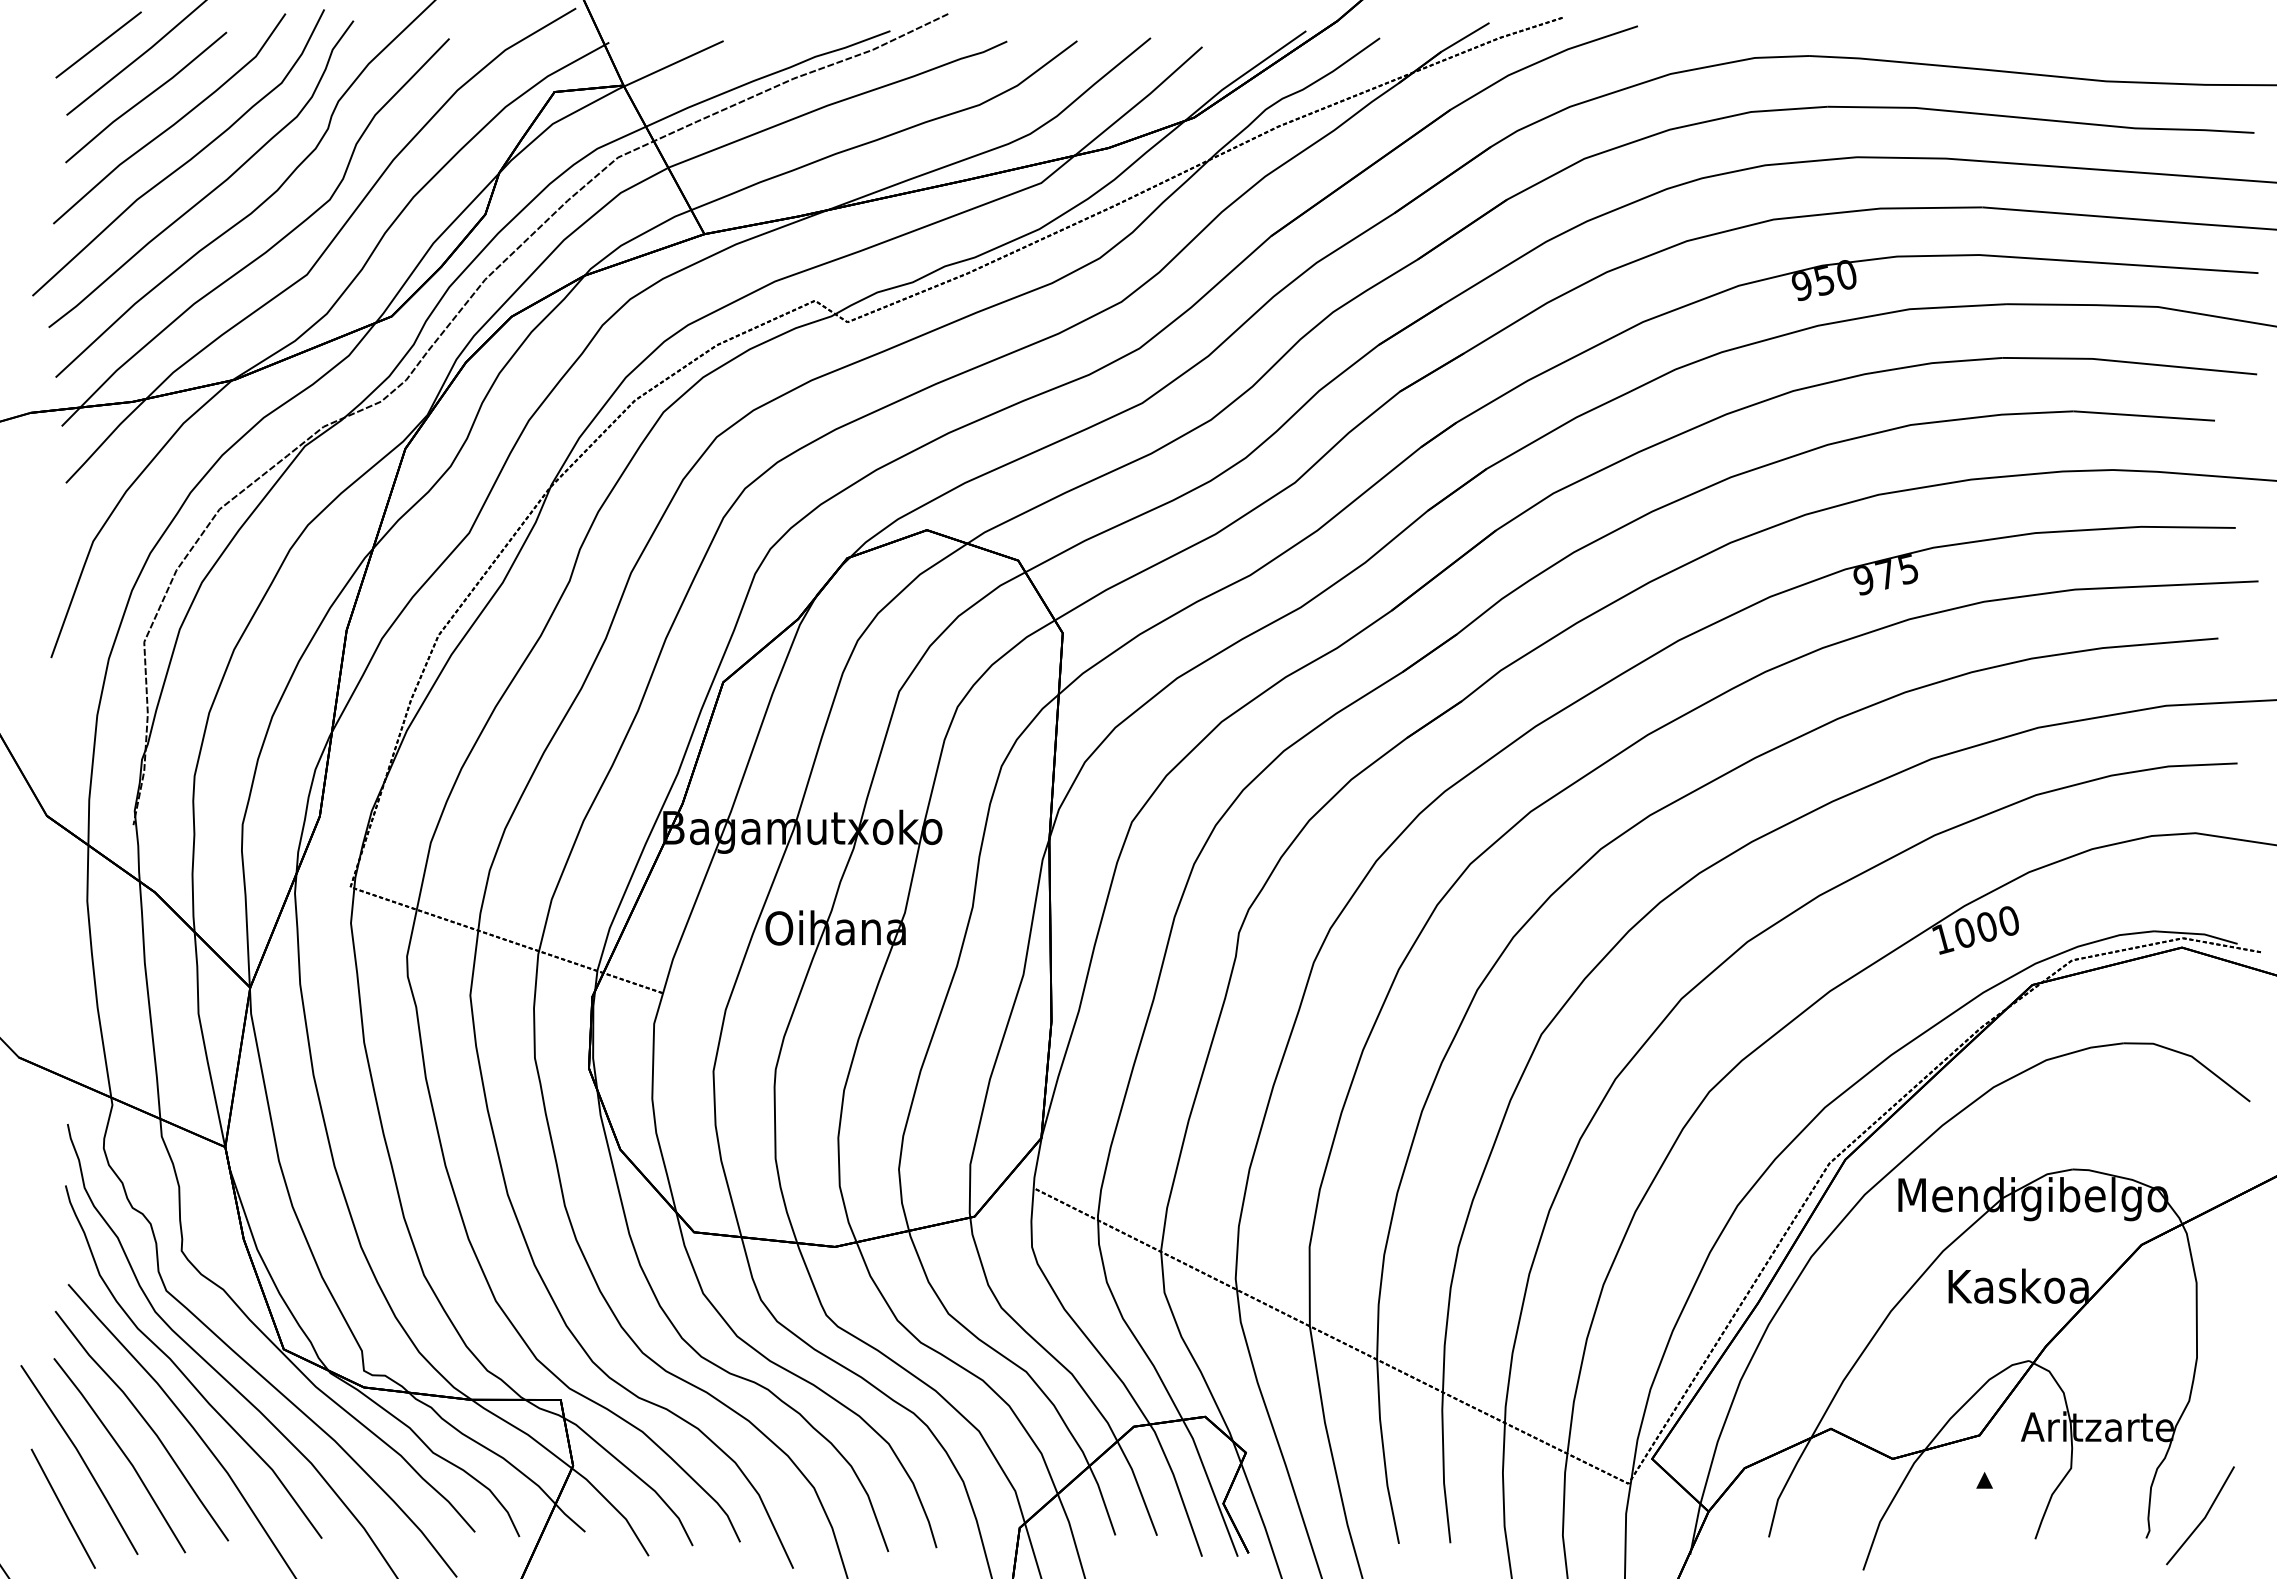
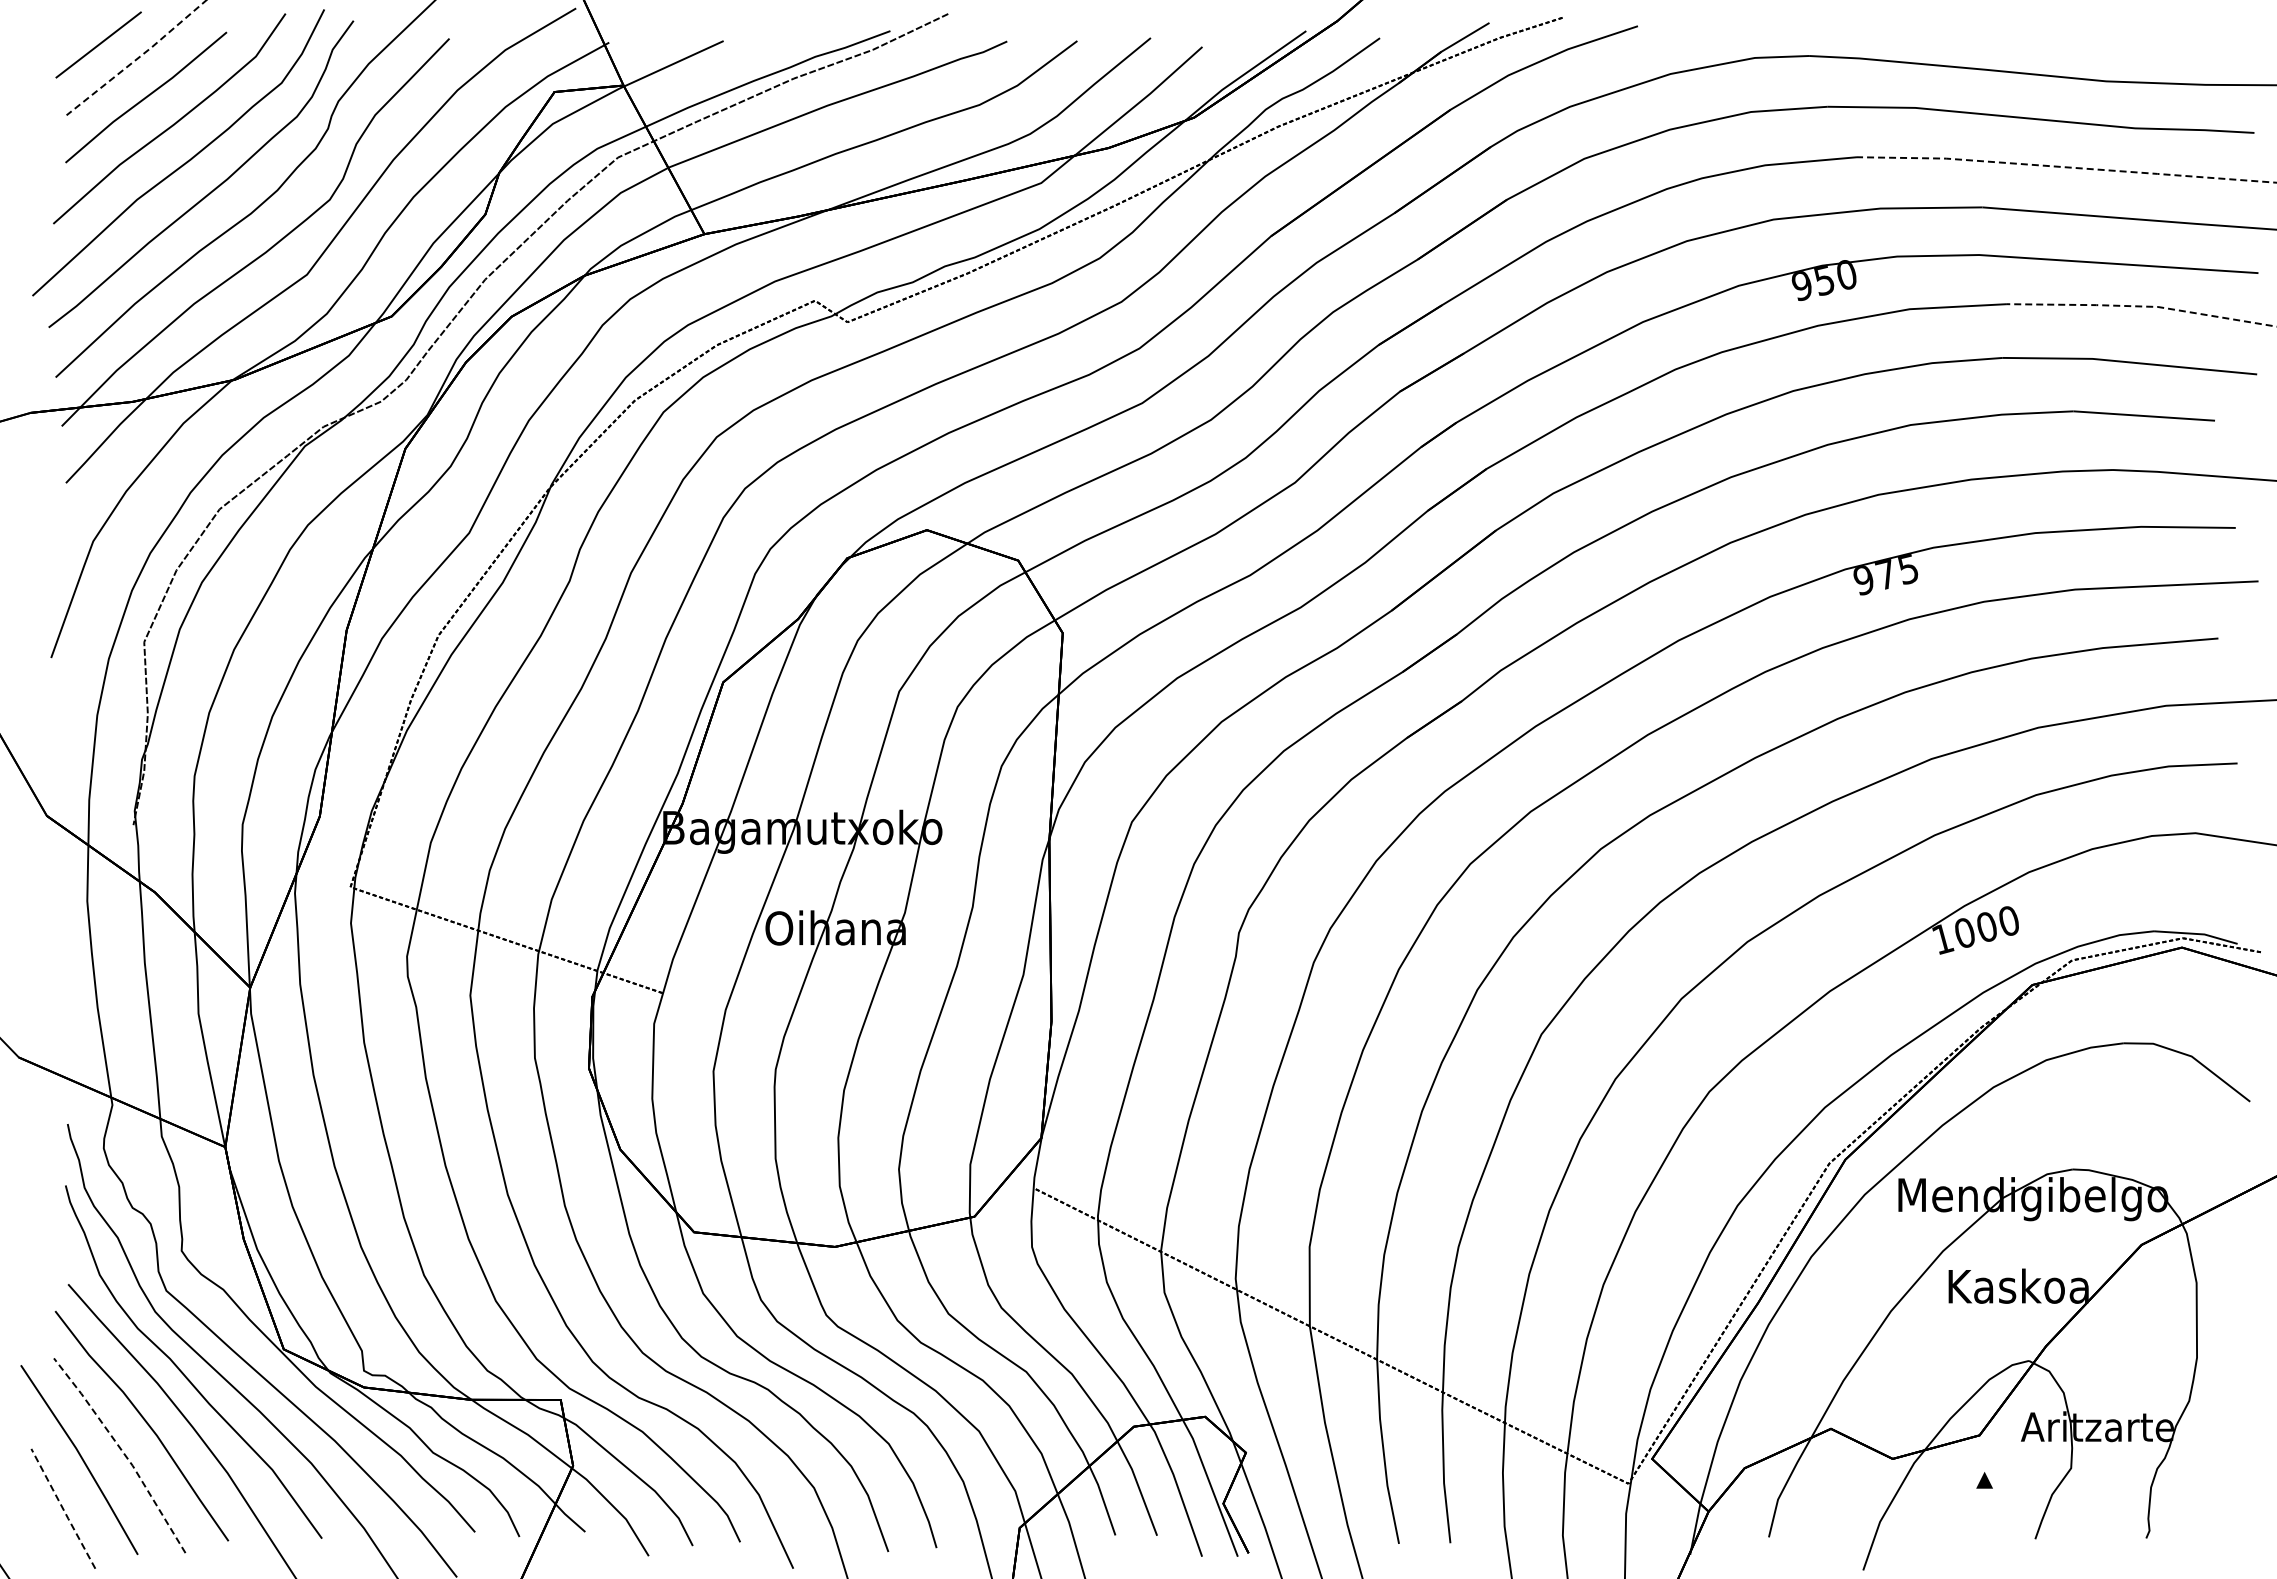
line: solid -> dashed (137, 58)
line: solid -> dashed (2066, 167)
line: solid -> dashed (2142, 306)
line: solid -> dashed (123, 1452)
line: solid -> dashed (63, 1509)
line: present -> none (2203, 1517)
